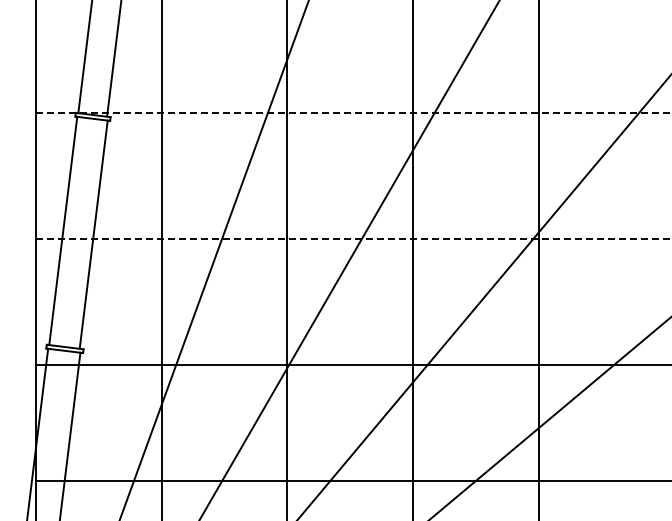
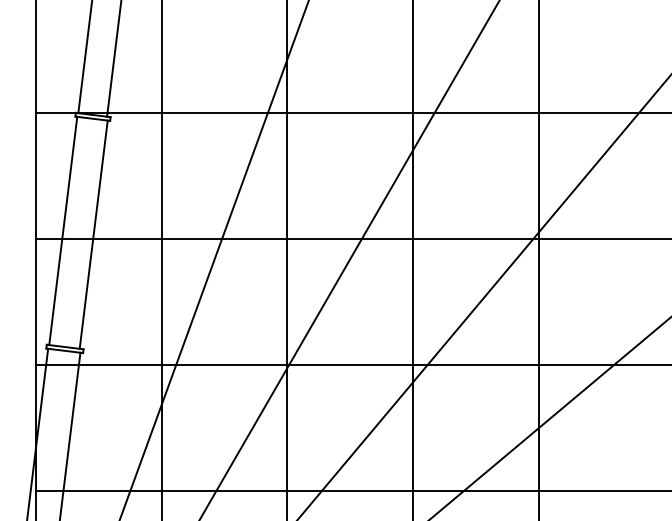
line: dashed -> solid (353, 113)
line: dashed -> solid (353, 239)
line position: (351, 481) -> (351, 491) (351, 491)
